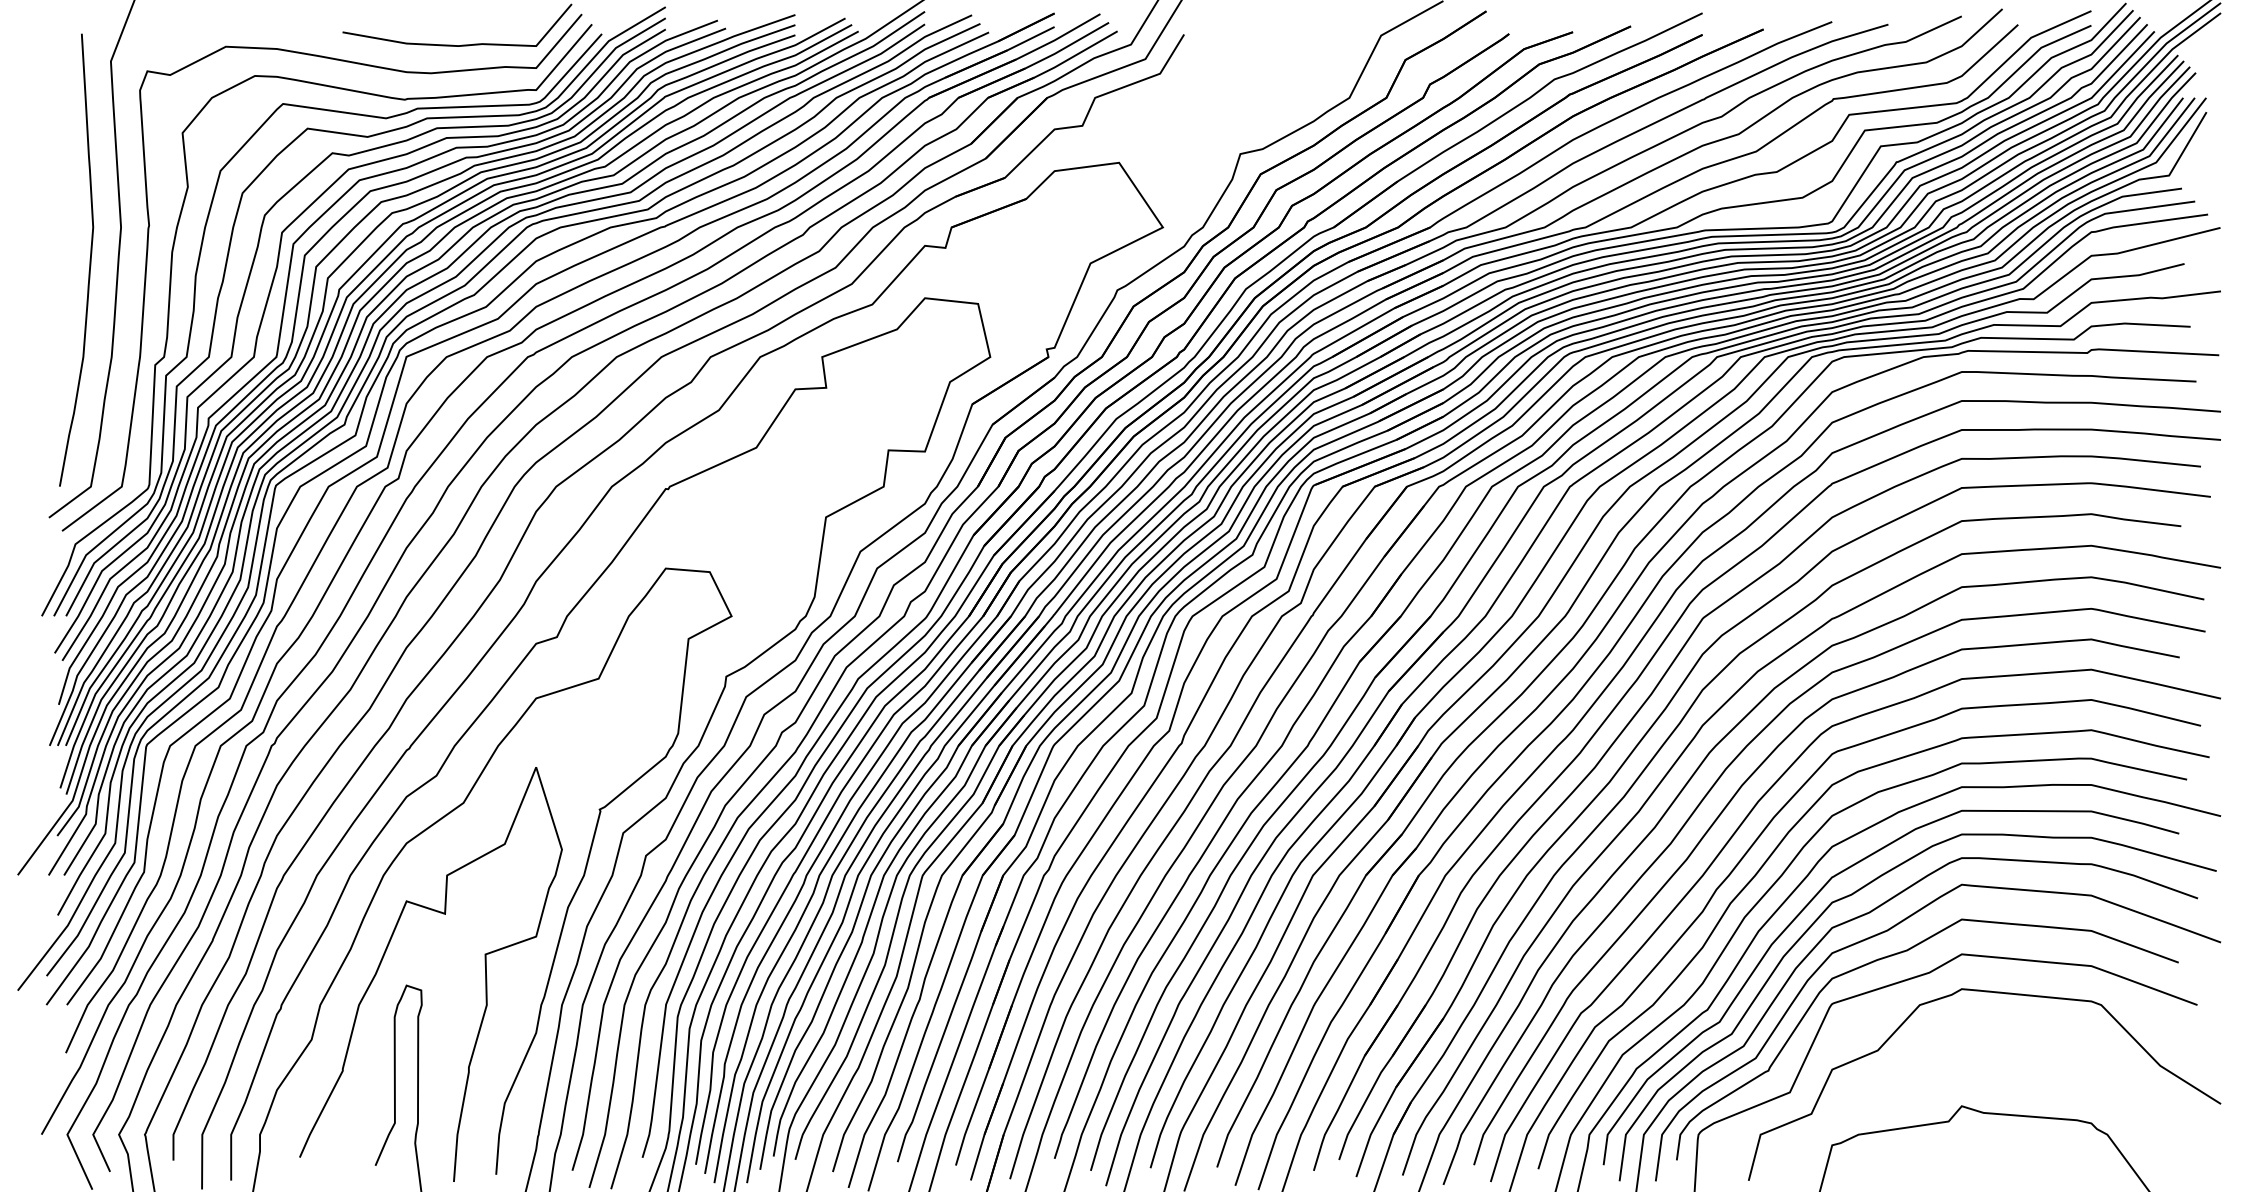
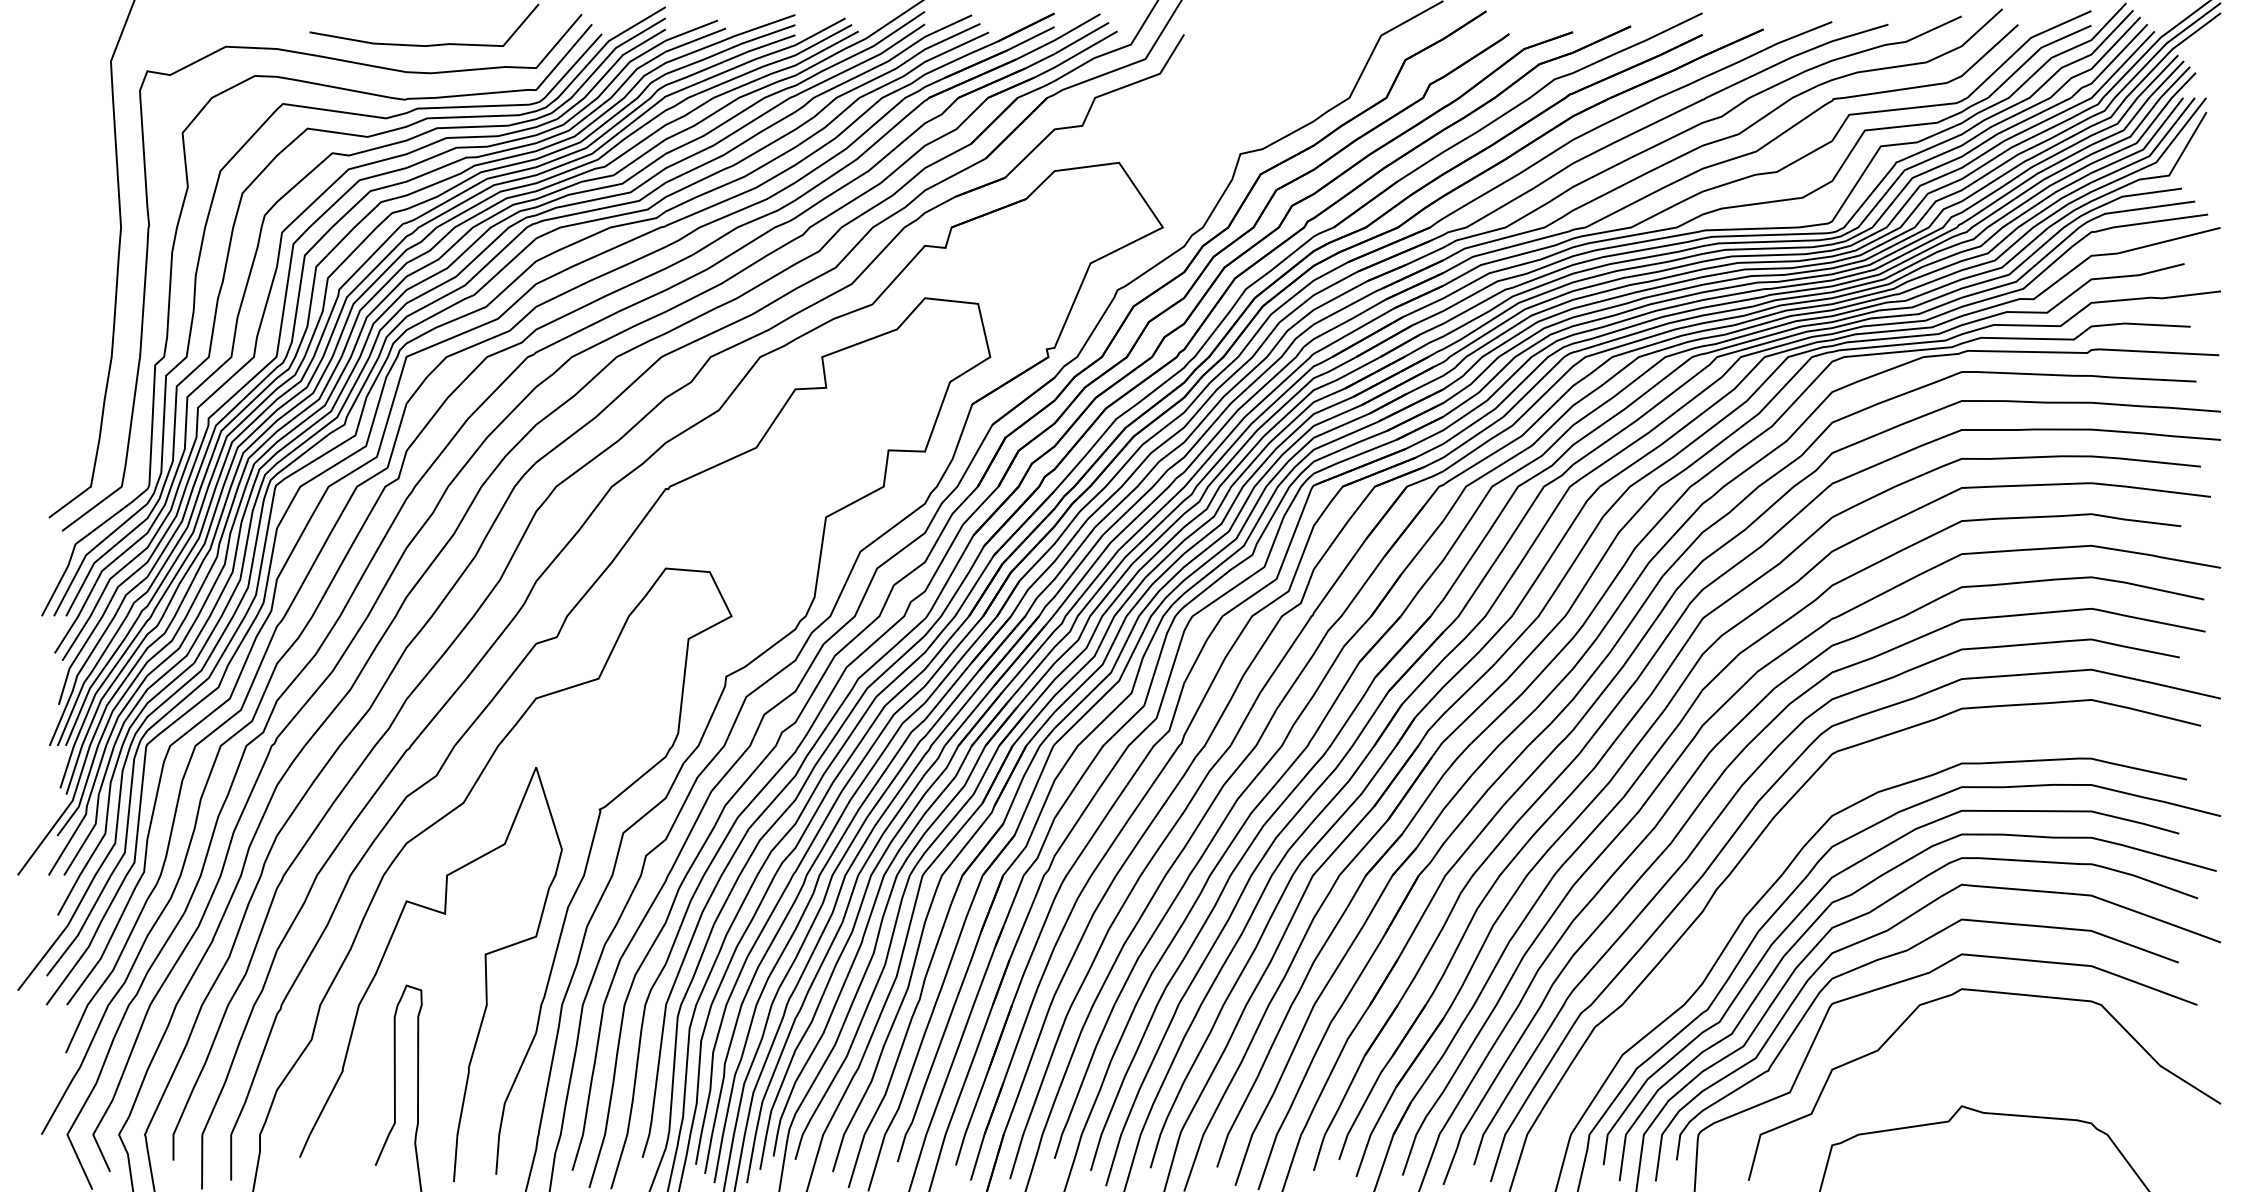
curve position: (452, 44) -> (419, 44) (419, 44)
curve: present -> none (89, 259)
curve: present -> none (1764, 865)
